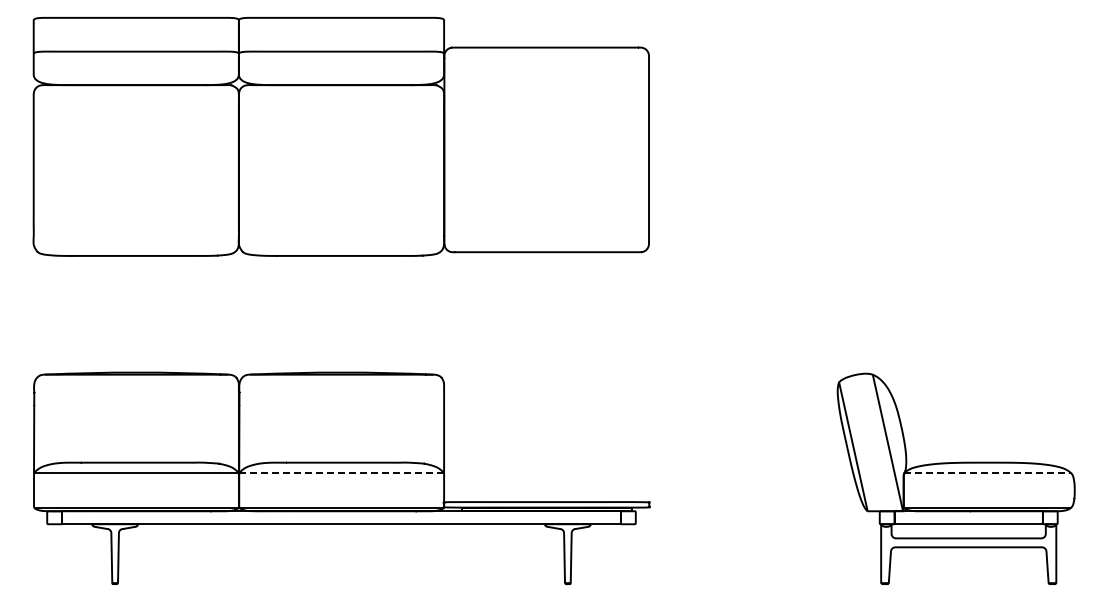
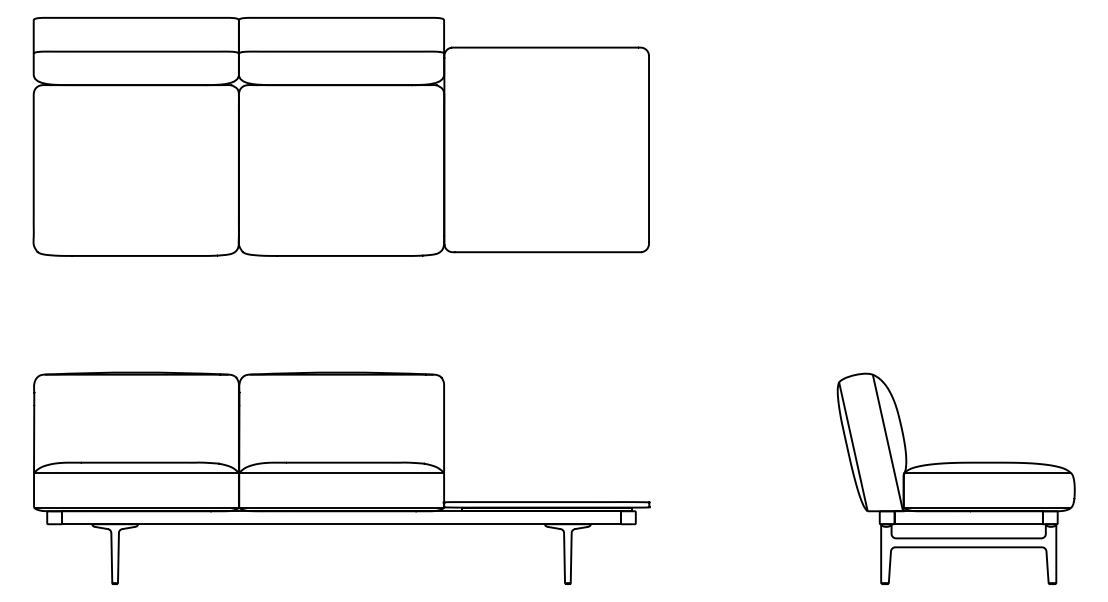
line: dashed -> solid (342, 473)
line: dashed -> solid (987, 473)
